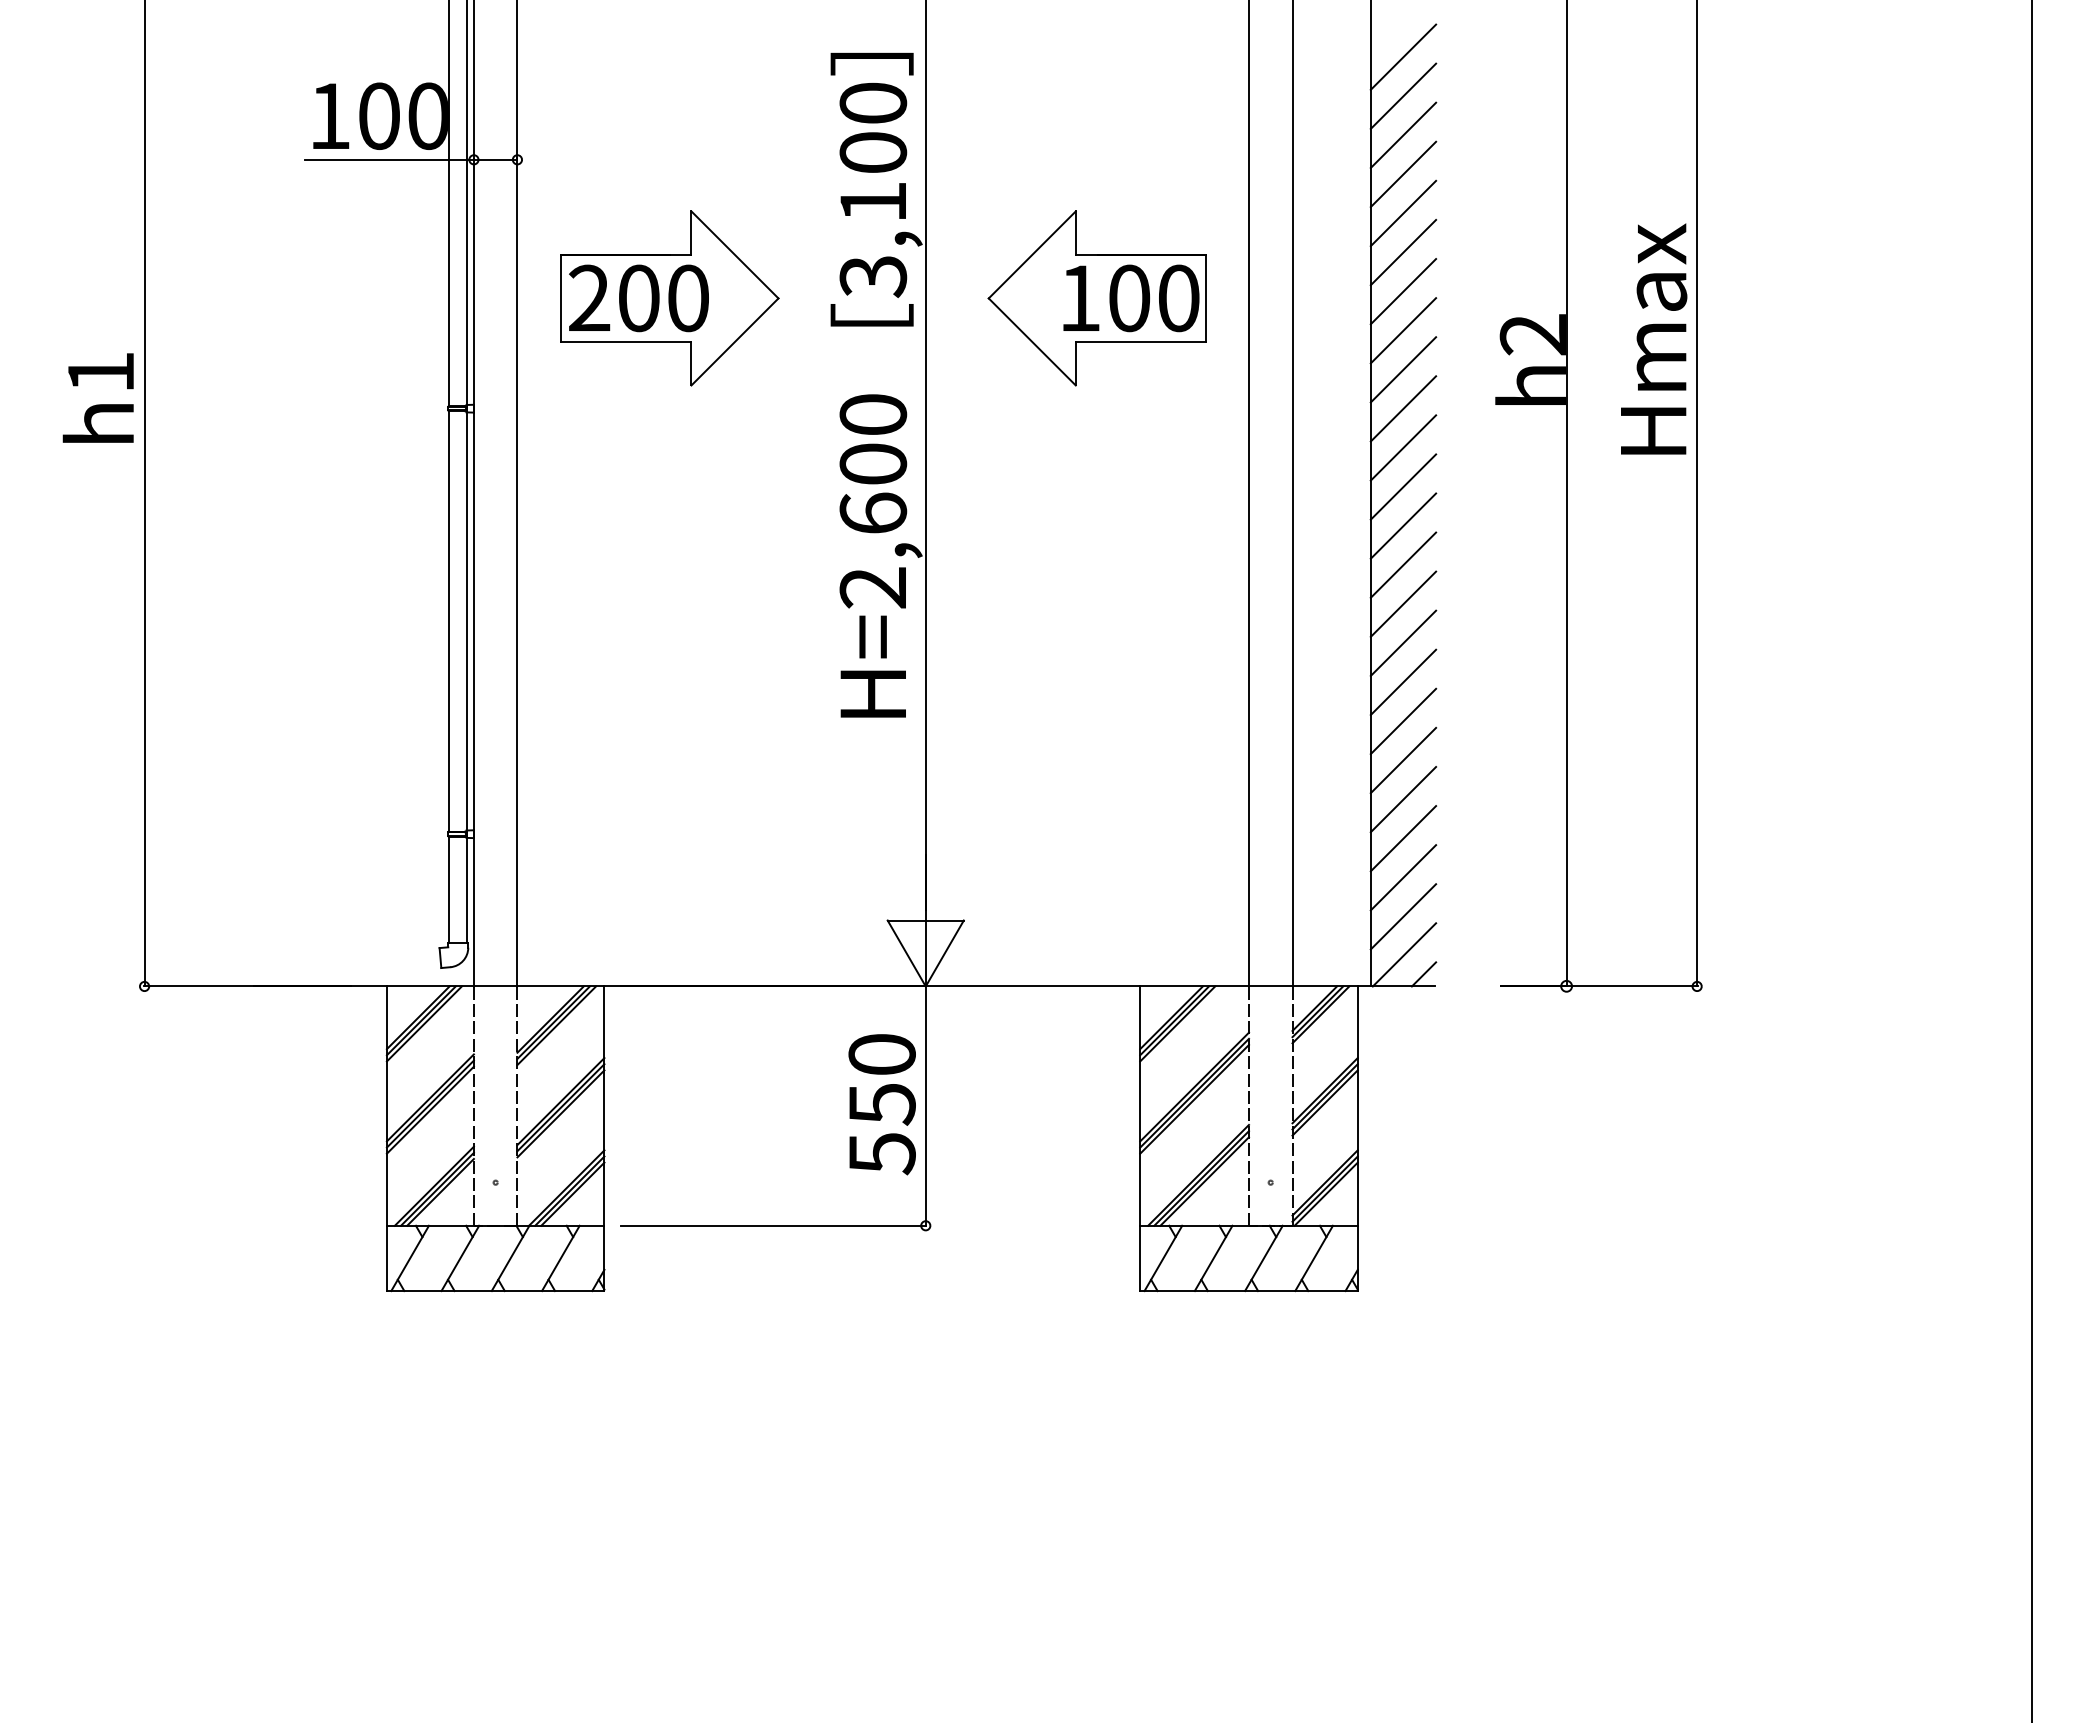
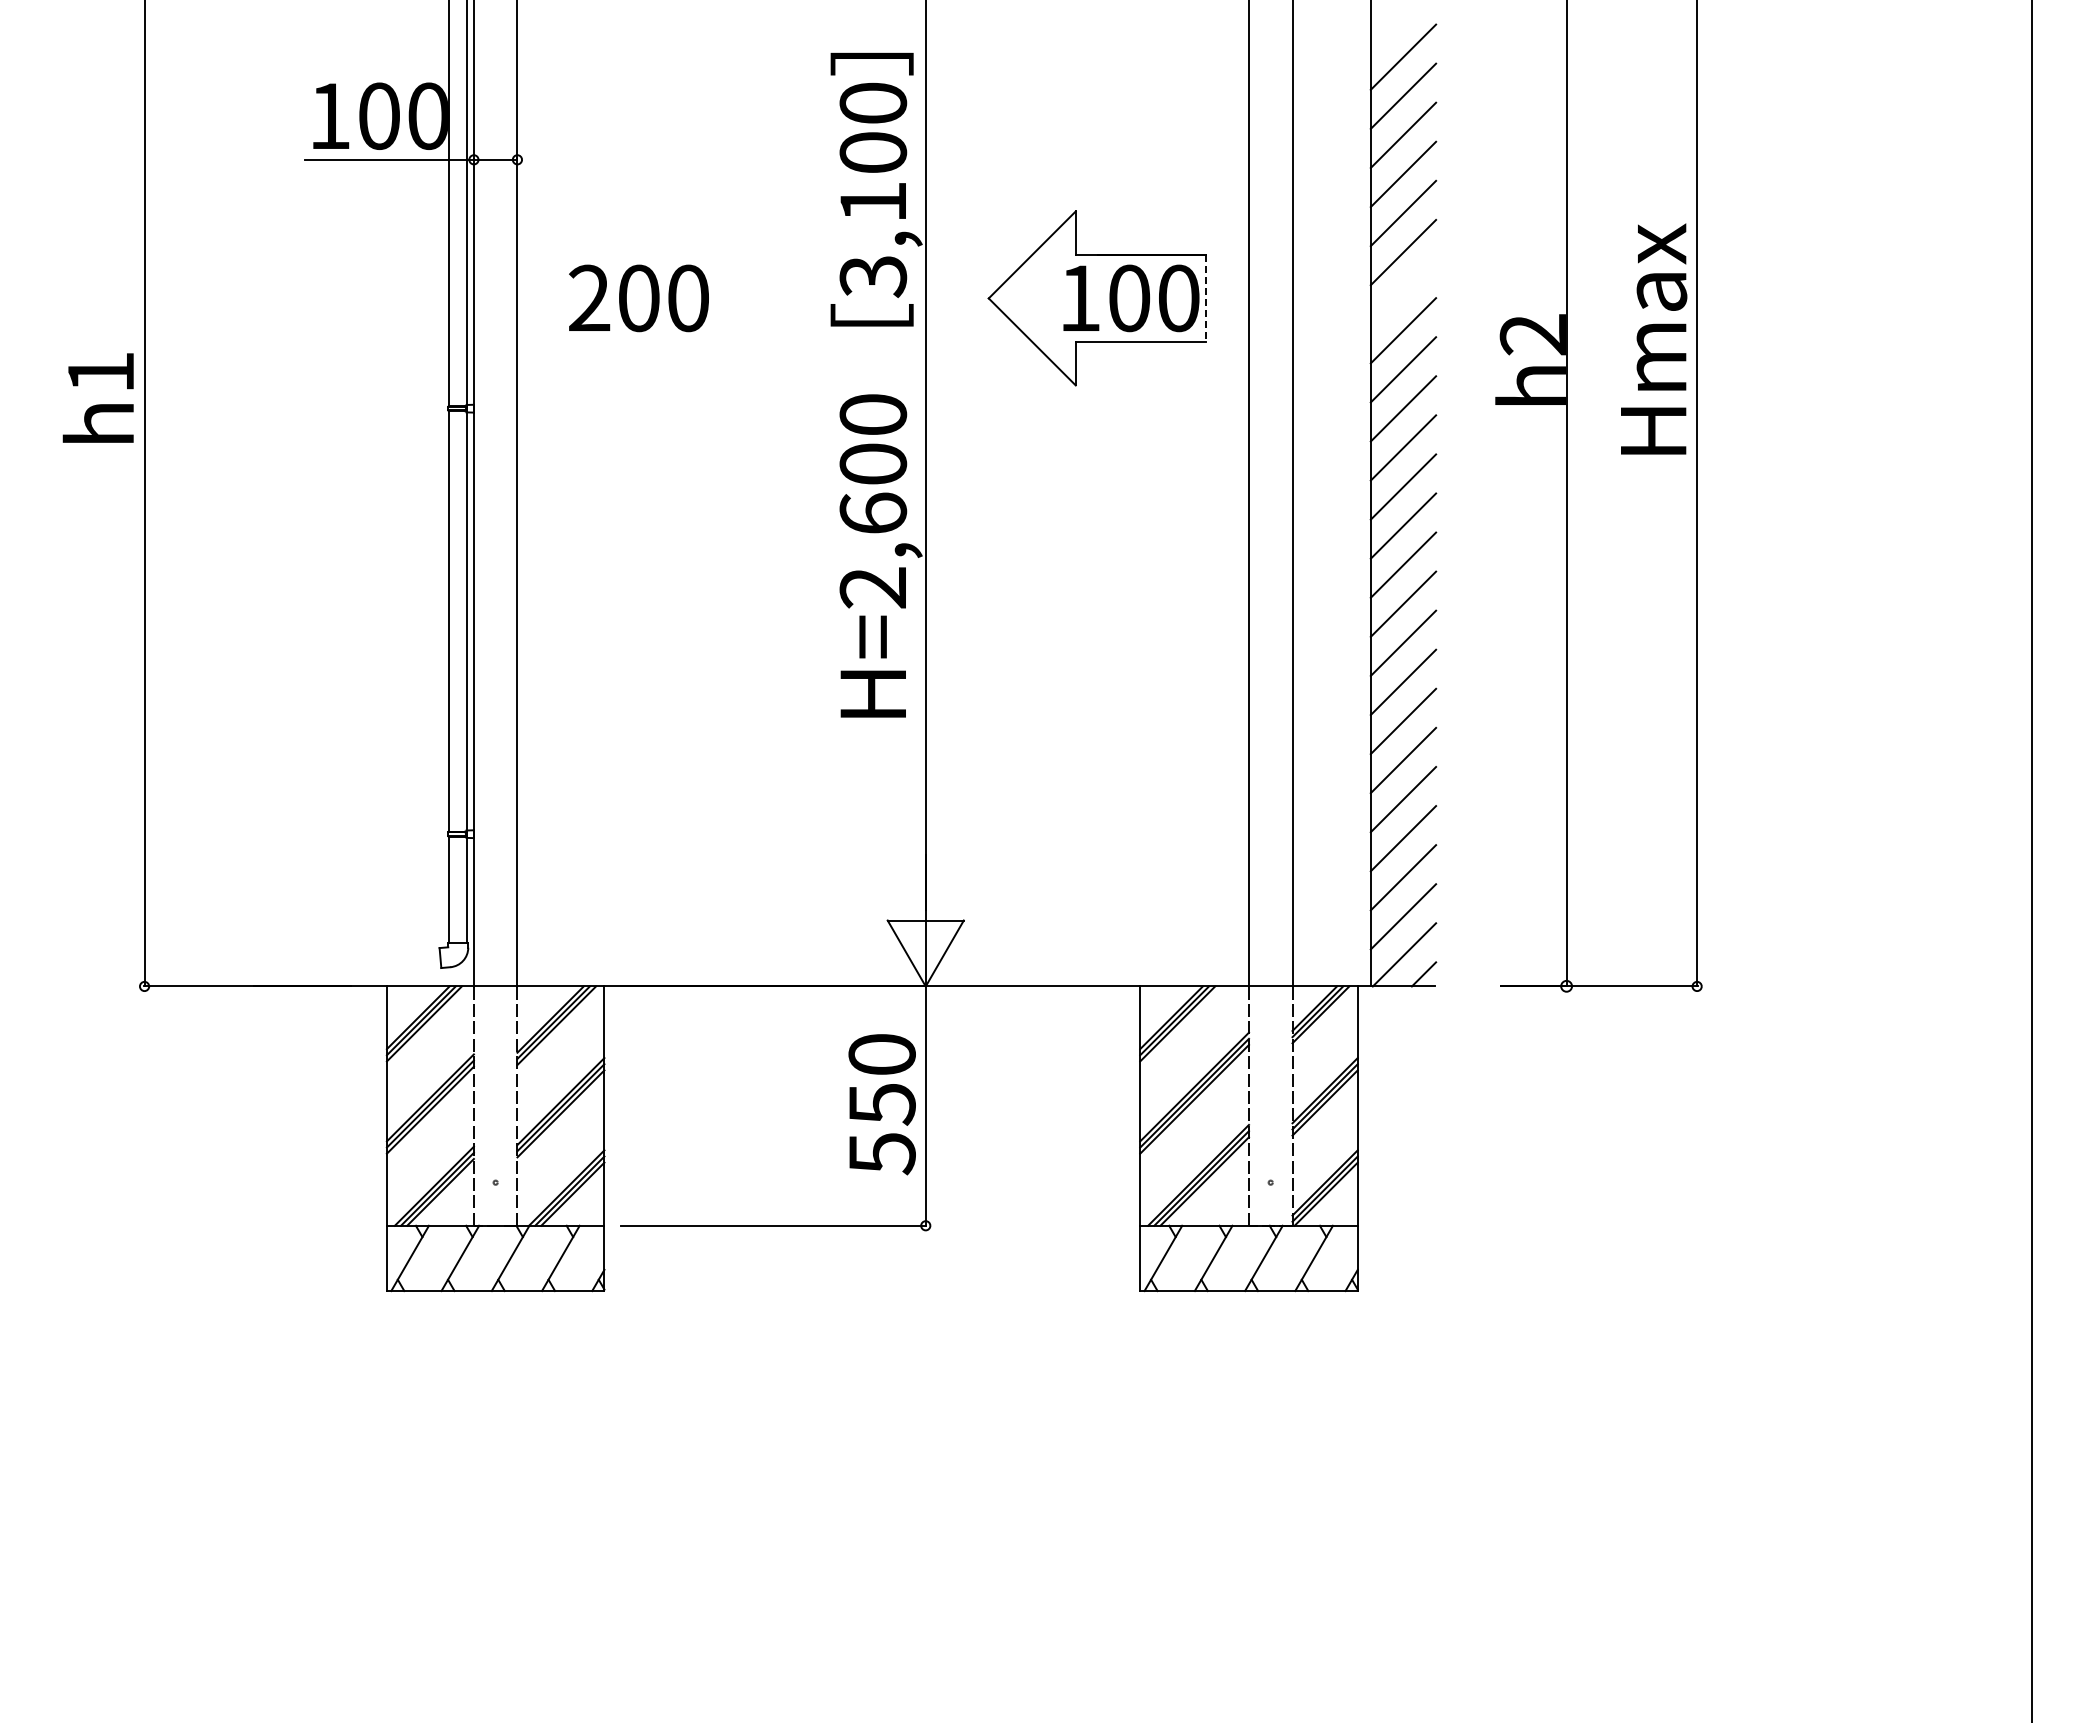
line: present -> none (1403, 291)
part: present -> none (669, 298)
line: solid -> dashed (1206, 298)
